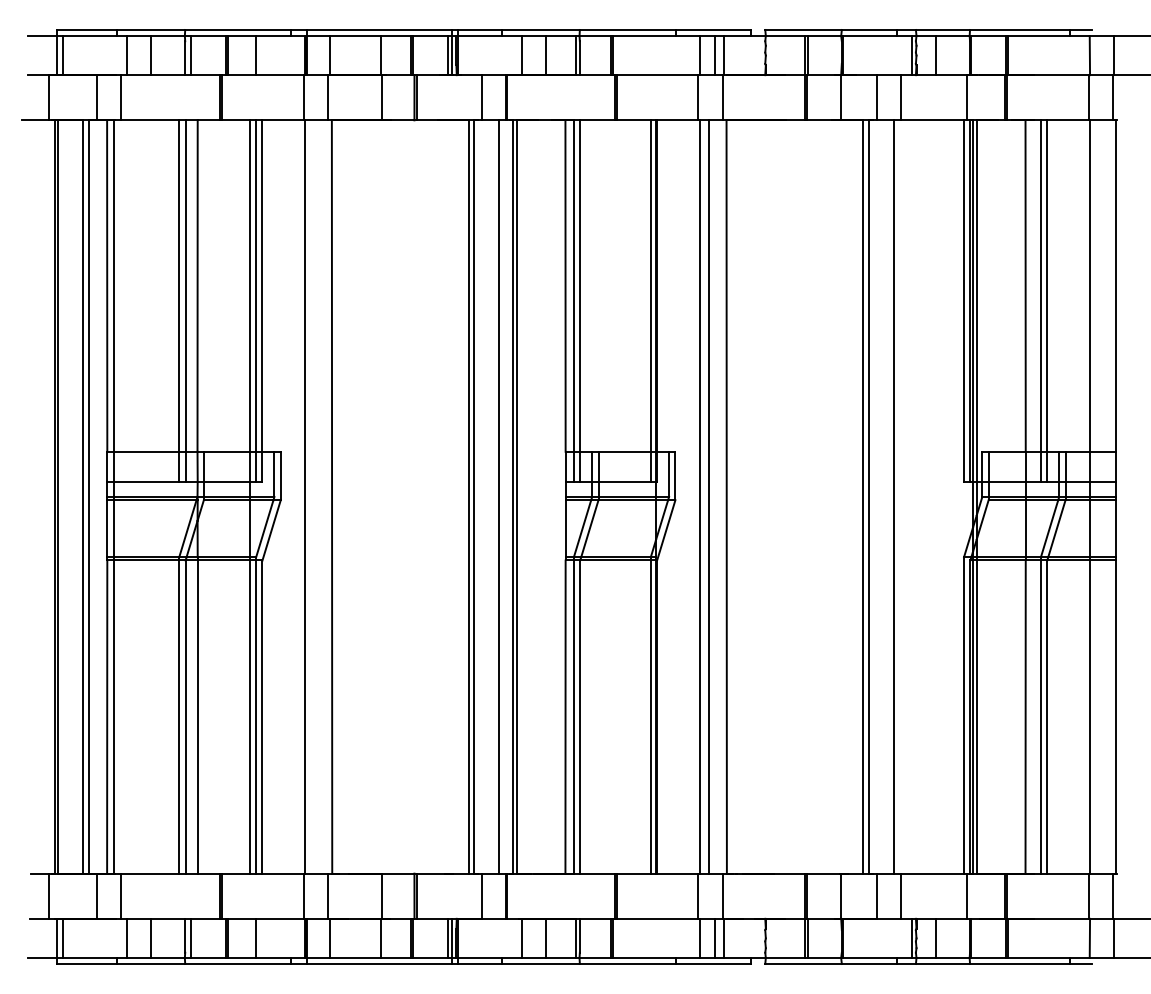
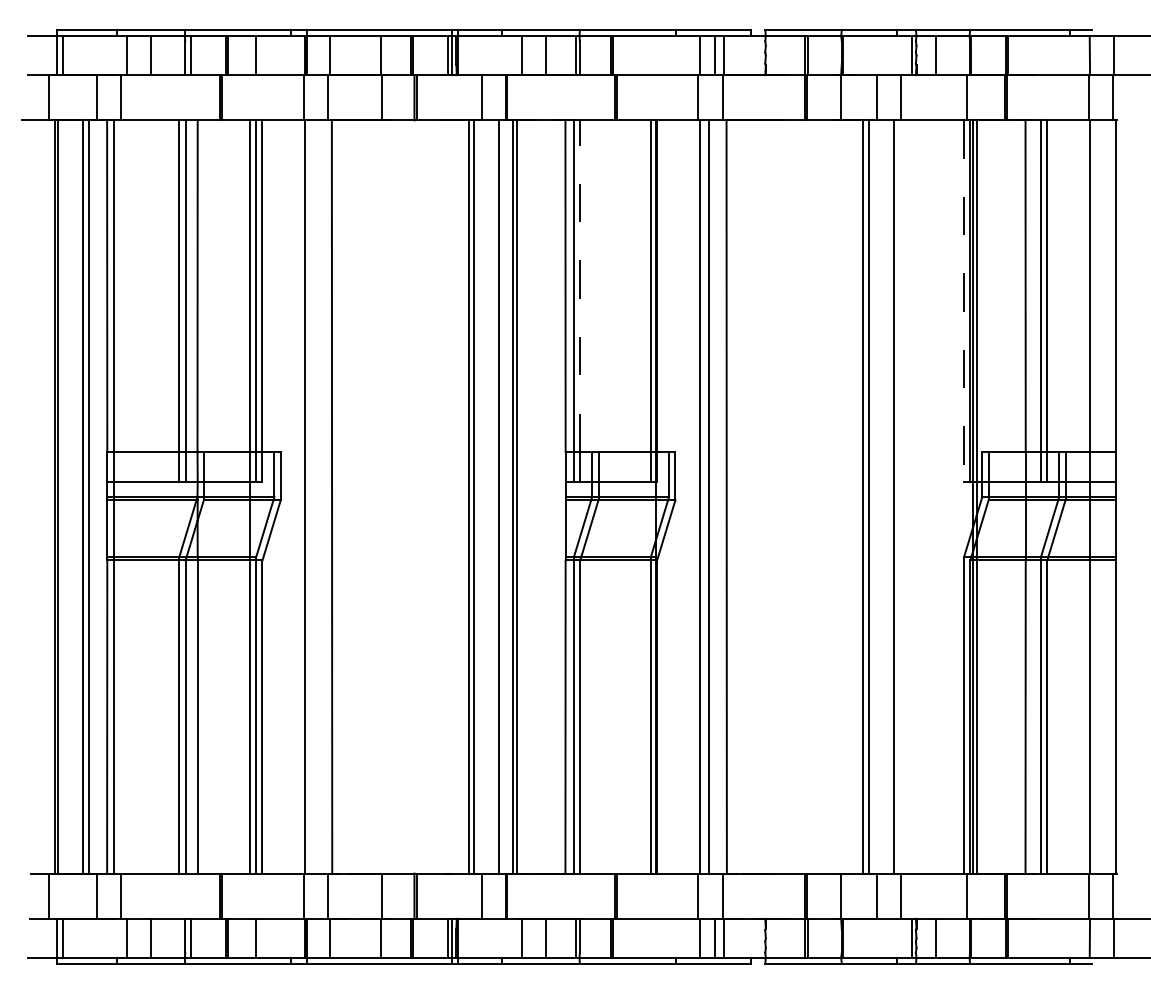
line: solid -> dashed (580, 286)
line: solid -> dashed (964, 301)
